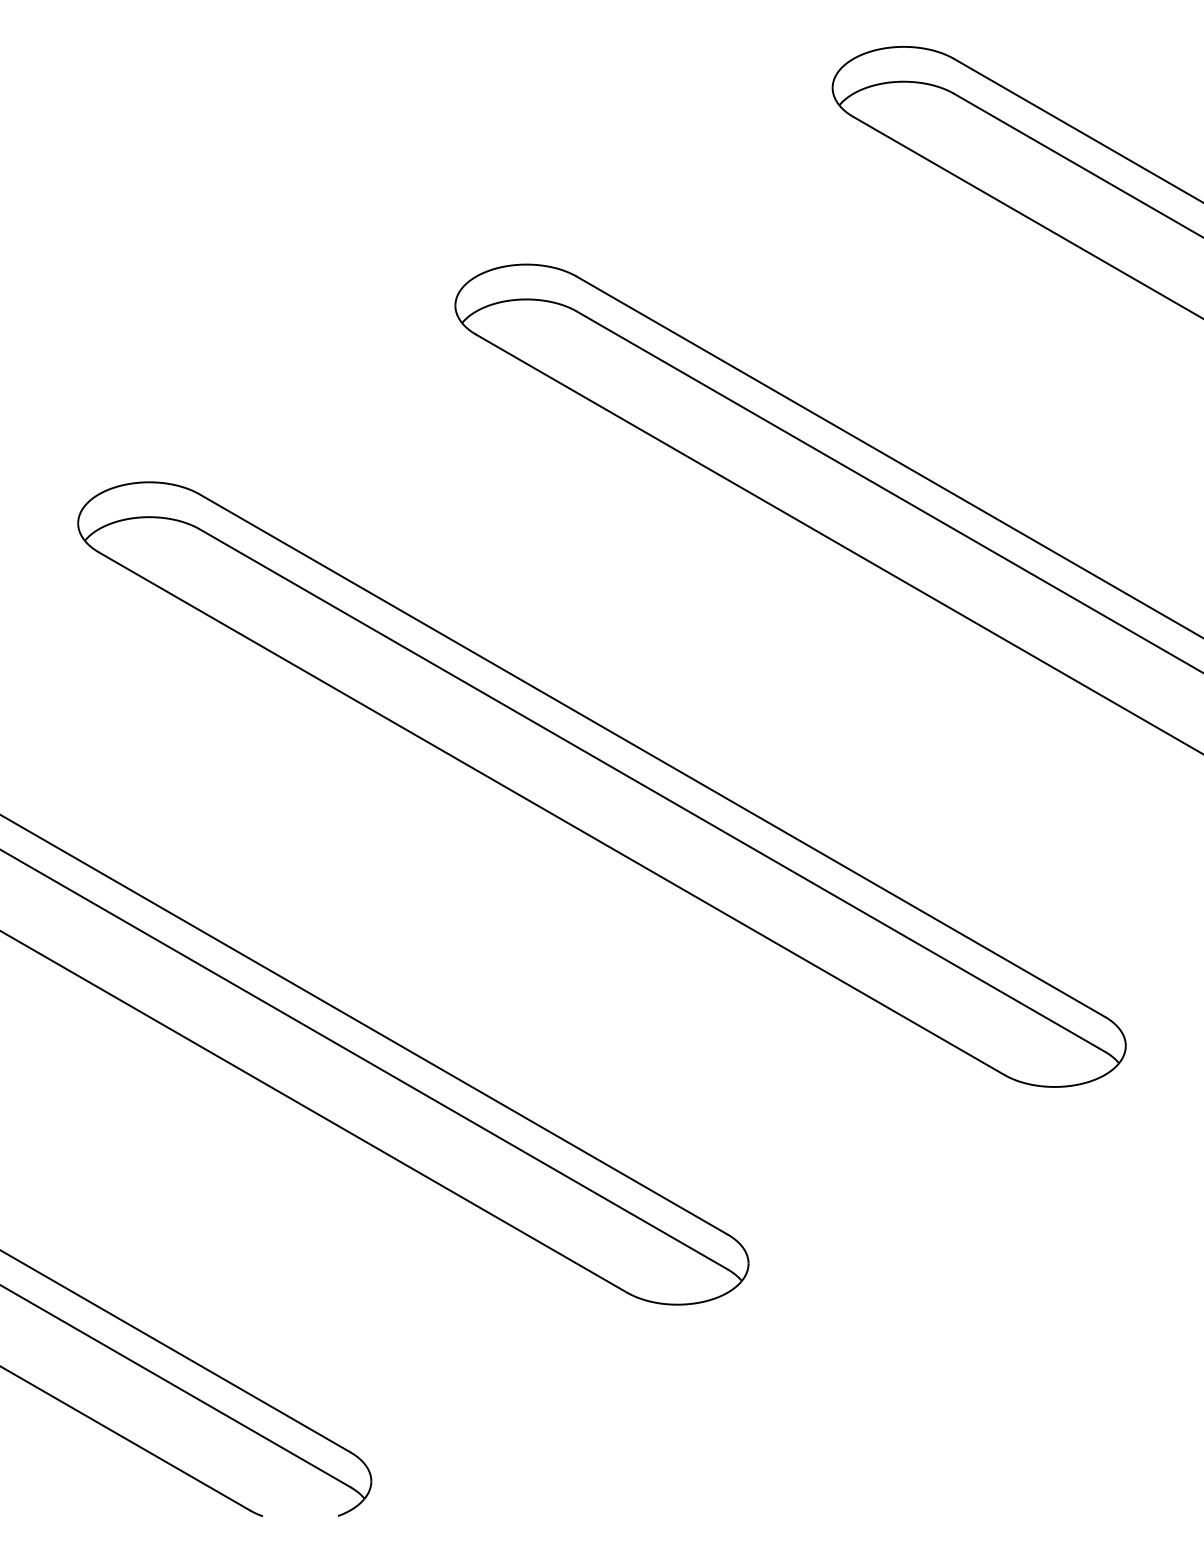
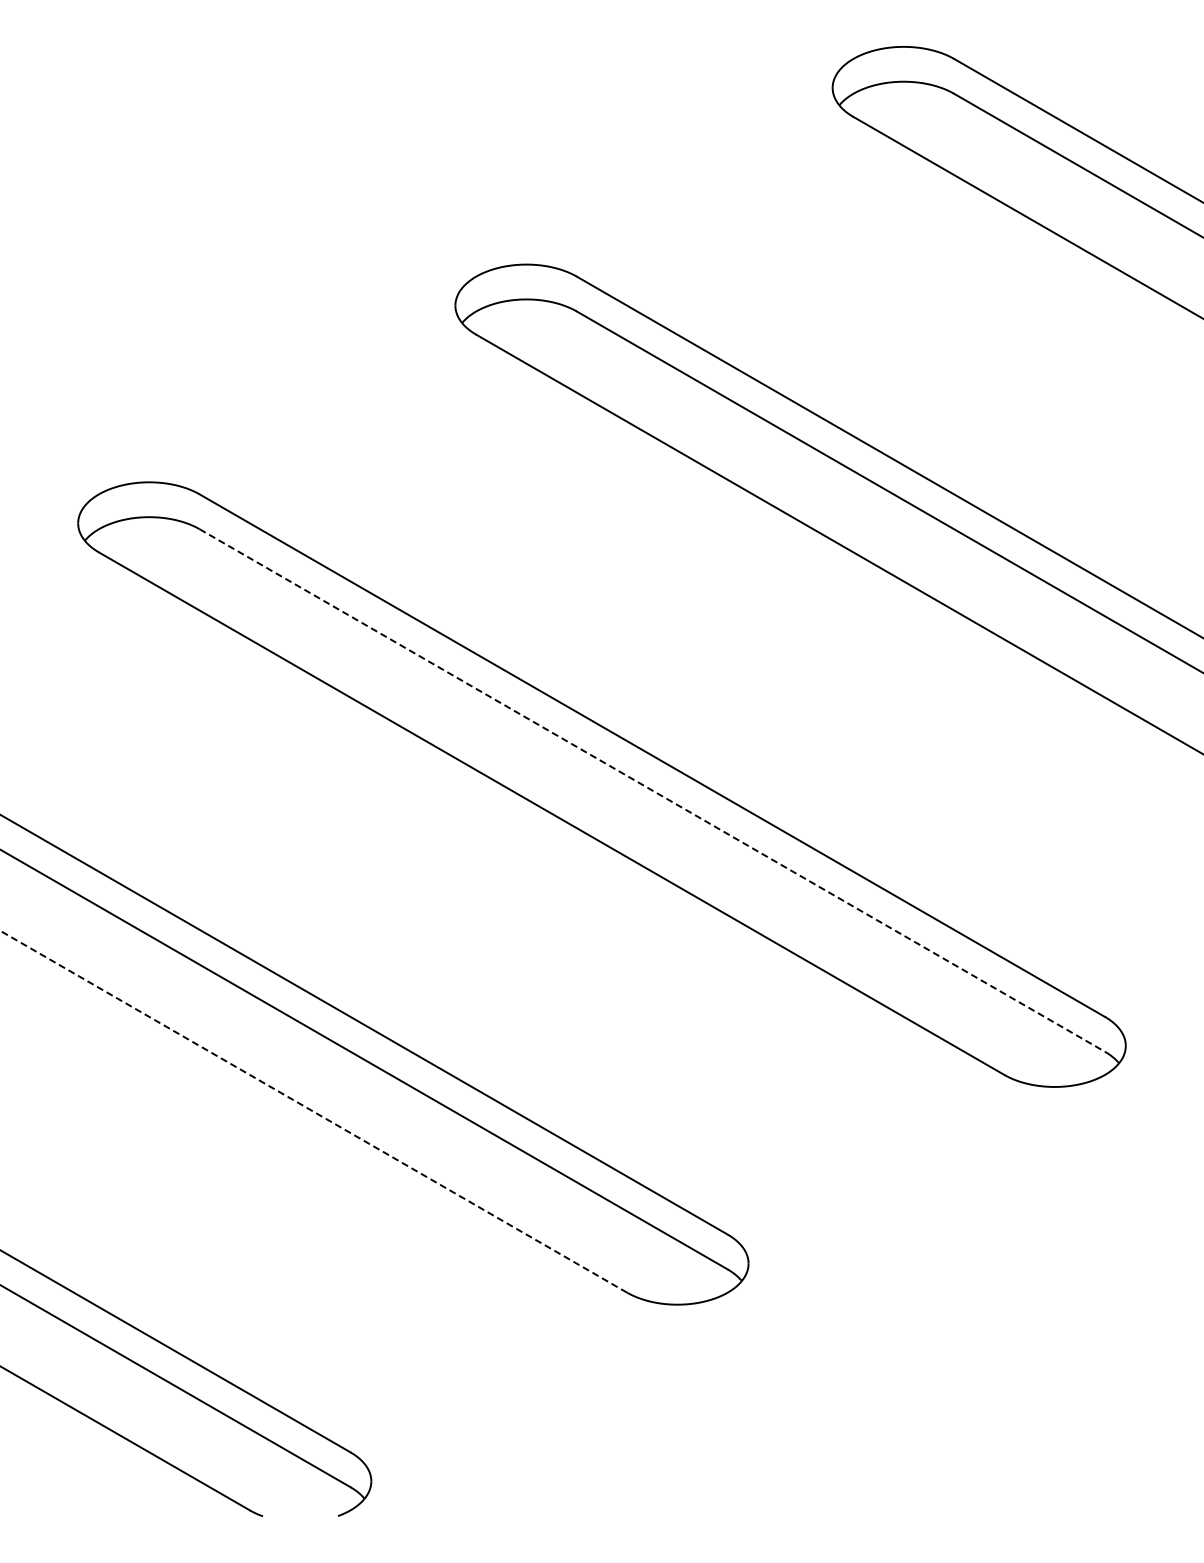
line: solid -> dashed (652, 790)
line: solid -> dashed (313, 1111)
